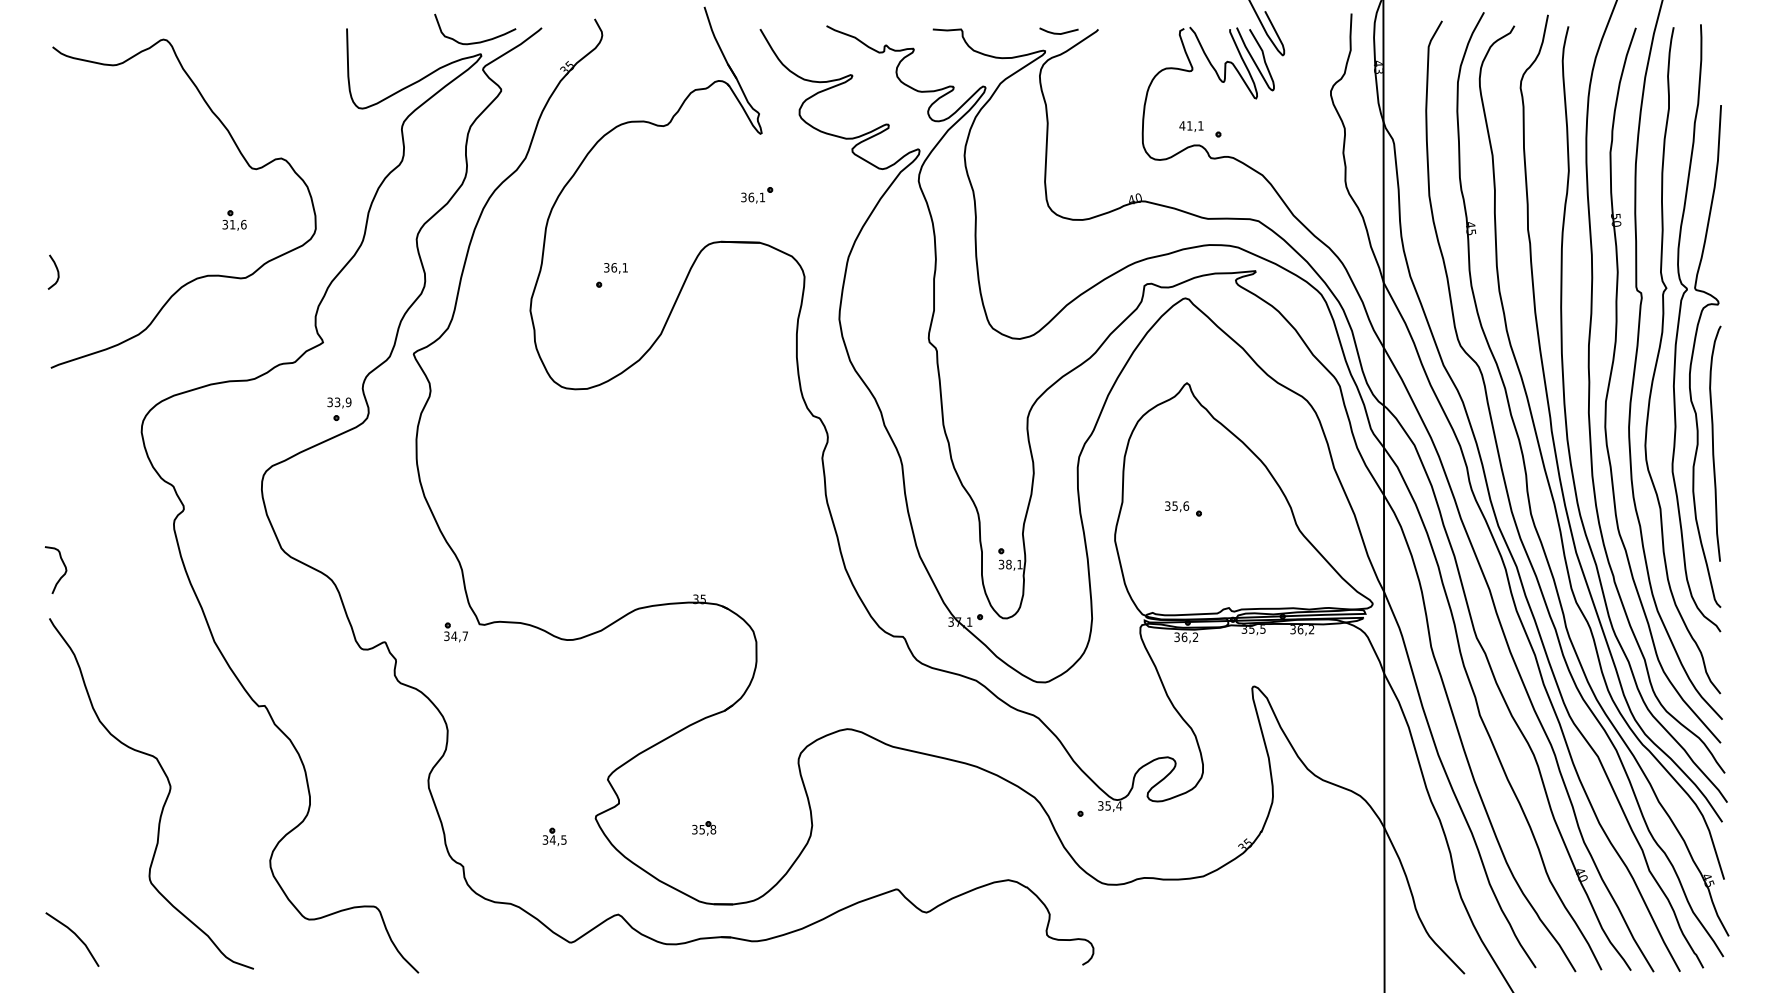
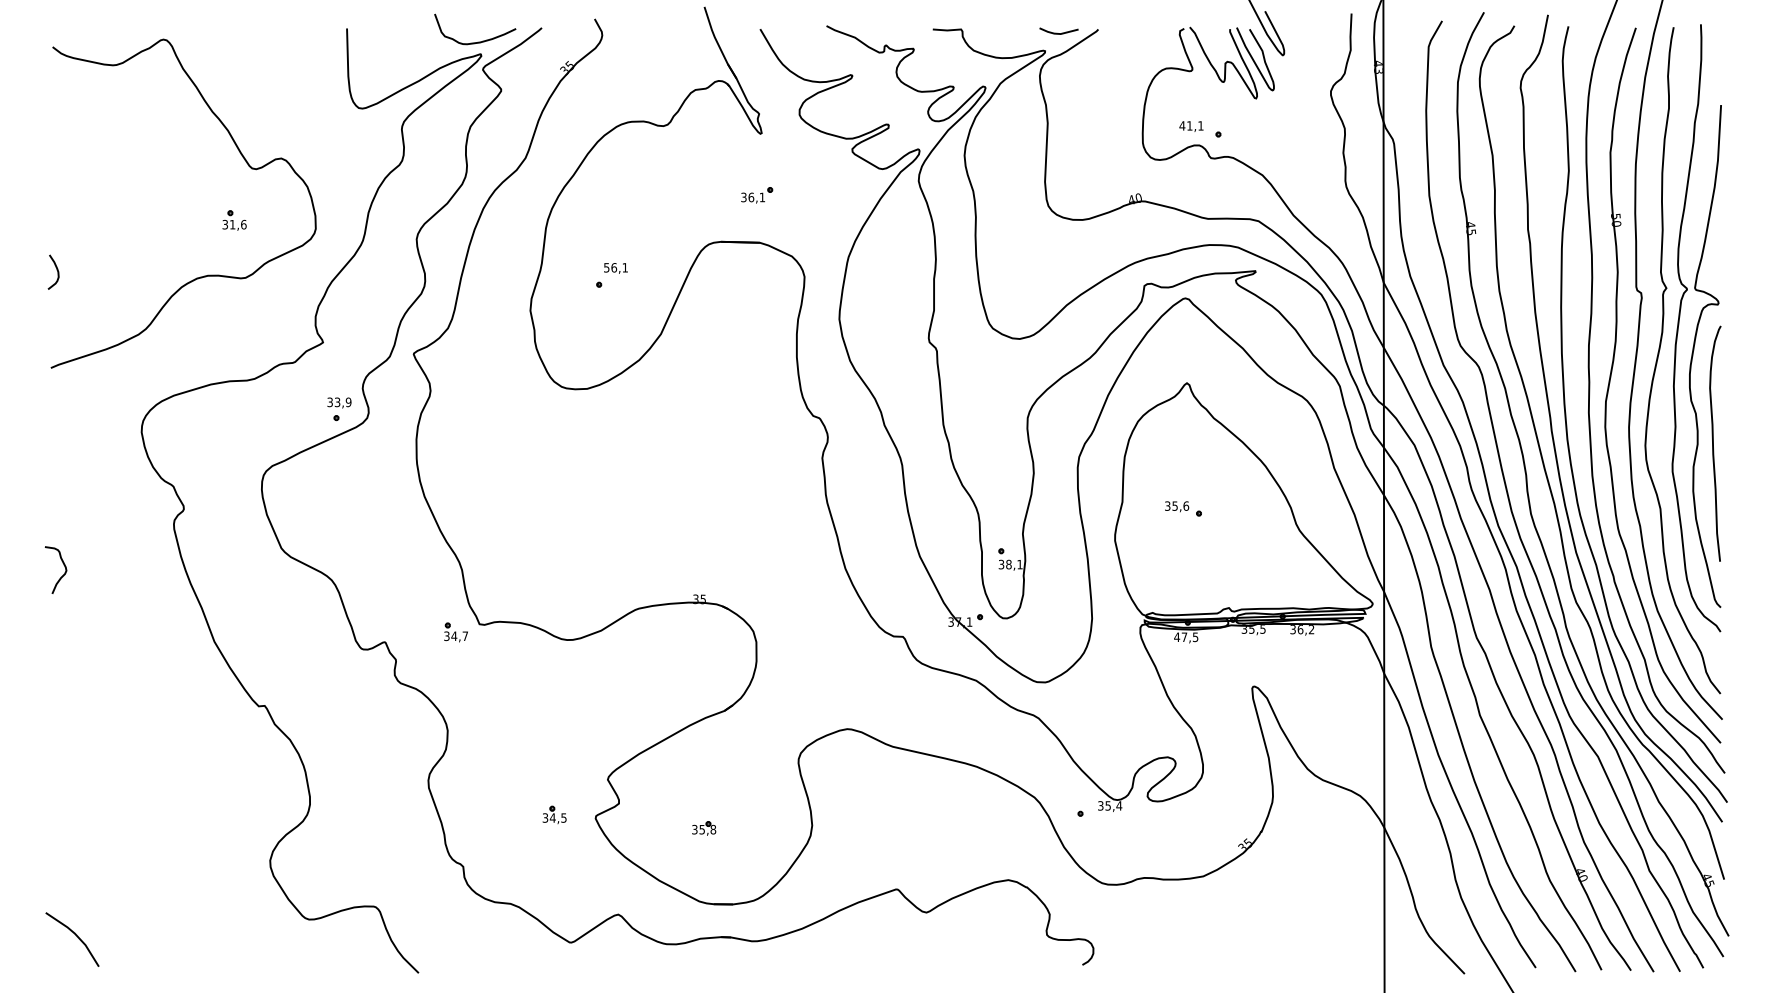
text: 36,1 -> 56,1 (606, 267)
text: 36,2 -> 47,5 (1186, 637)
curve: present -> none (165, 799)
part position: (554, 836) -> (554, 814) (554, 814)
